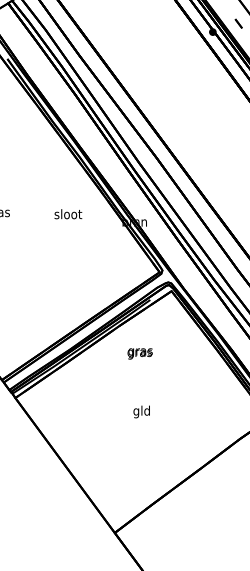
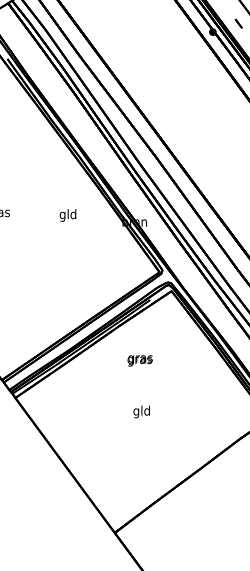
text: sloot -> gld (68, 215)
text position: (139, 353) -> (139, 360) (139, 360)
